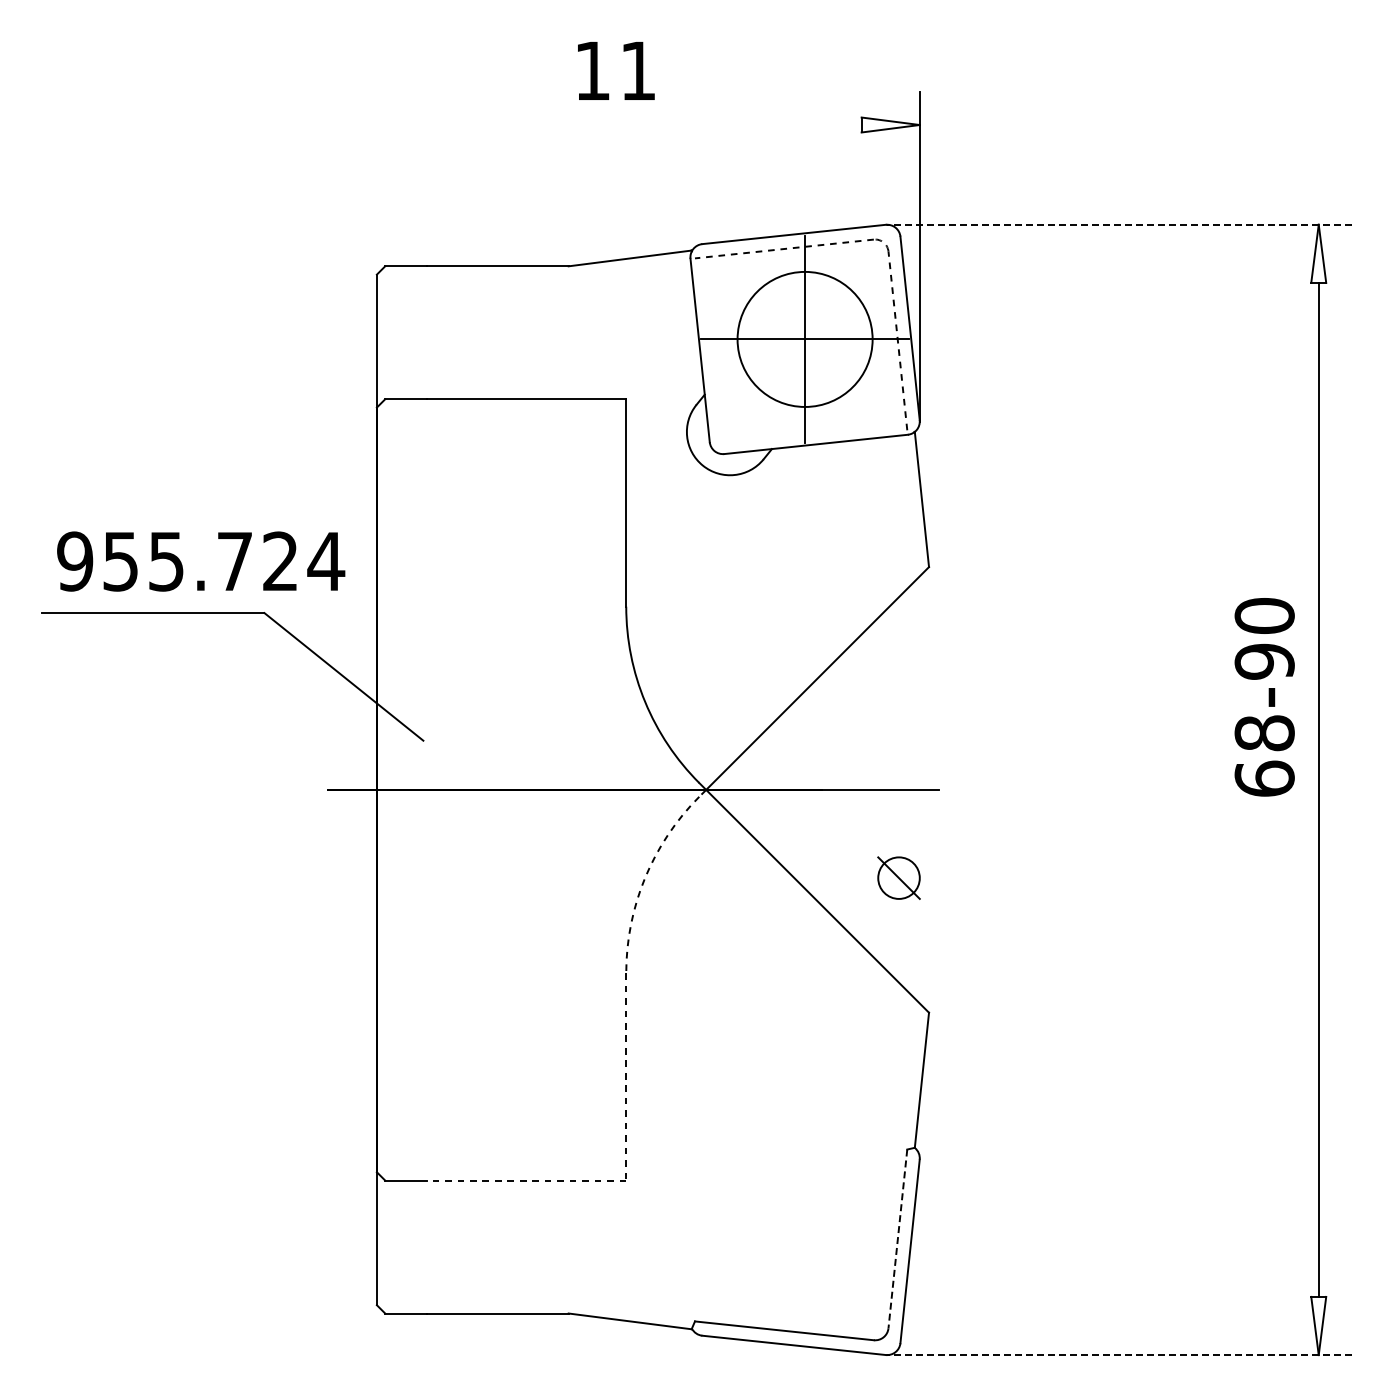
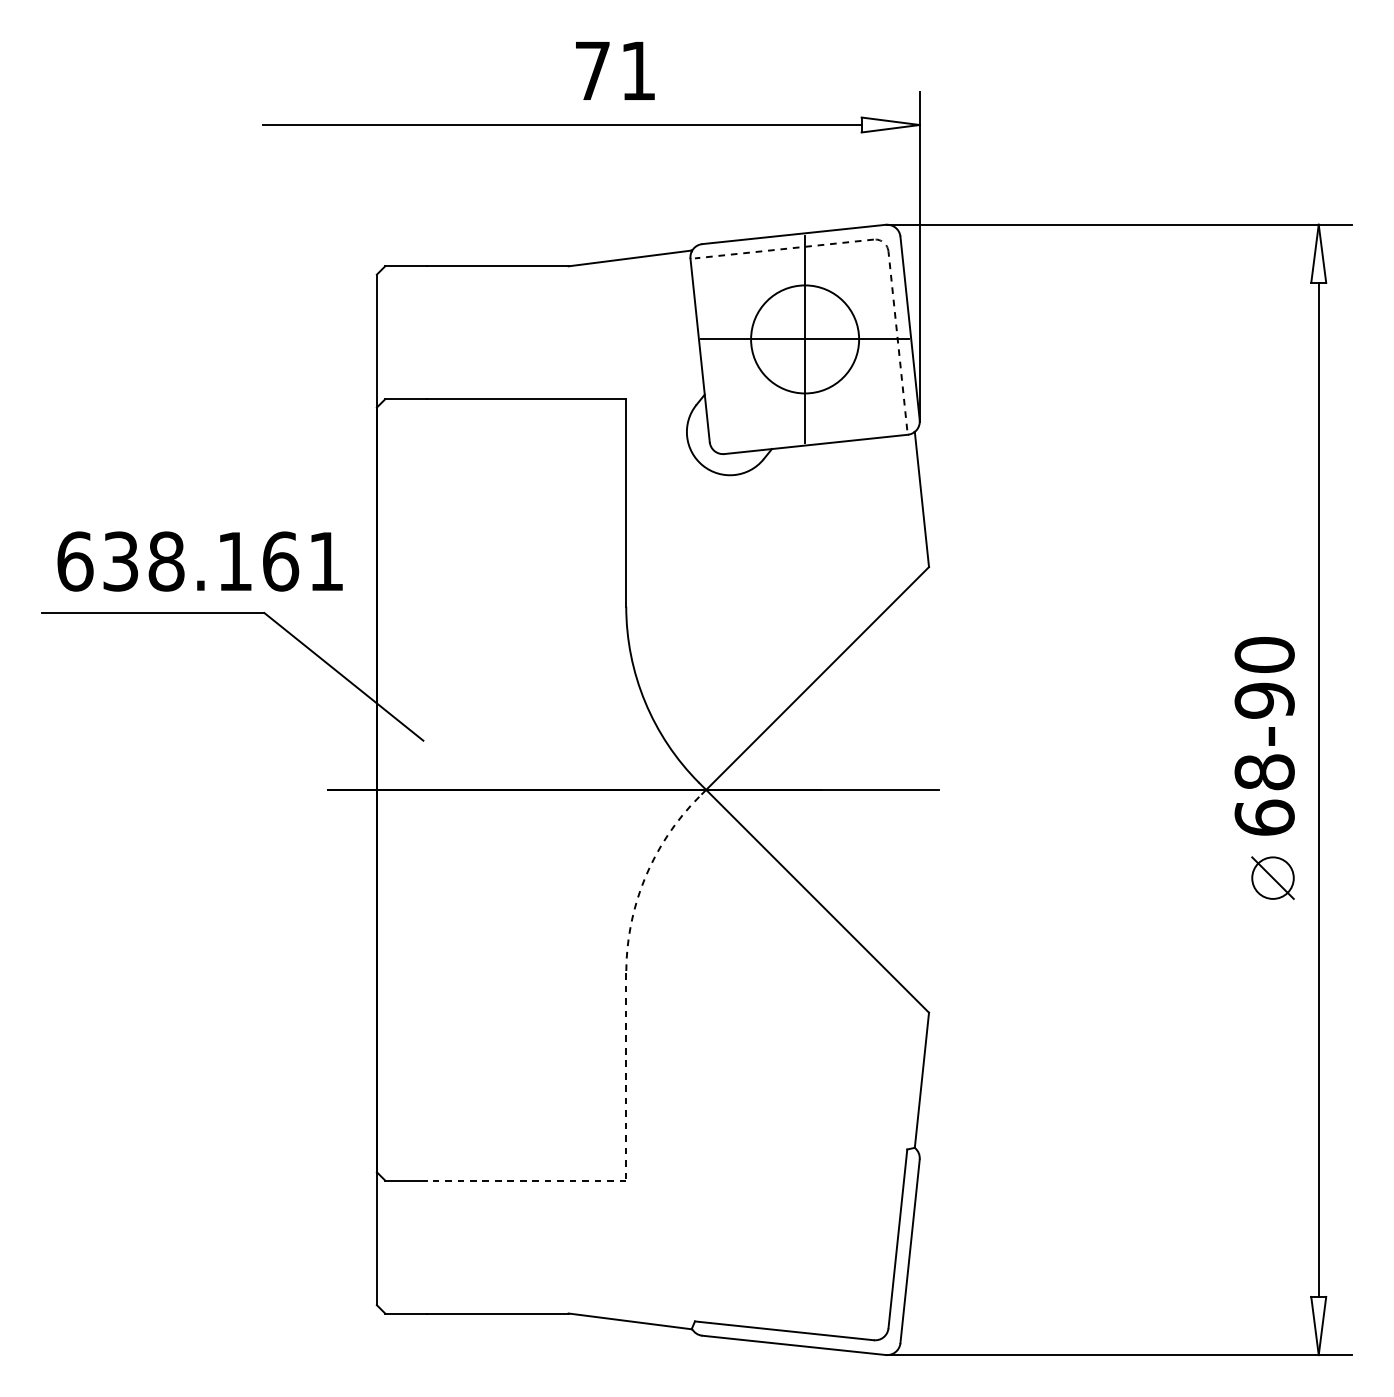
text: 11 -> 71 (592, 70)
line: none -> present (561, 125)
line: dashed -> solid (1119, 224)
circle diameter: 135 px -> 108 px (805, 339)
text: 955.724 -> 638.161 (201, 561)
text position: (1264, 697) -> (1264, 736) (1264, 736)
part position: (898, 877) -> (1272, 877) (1272, 877)
line: dashed -> solid (897, 1238)
line: dashed -> solid (1119, 1355)
